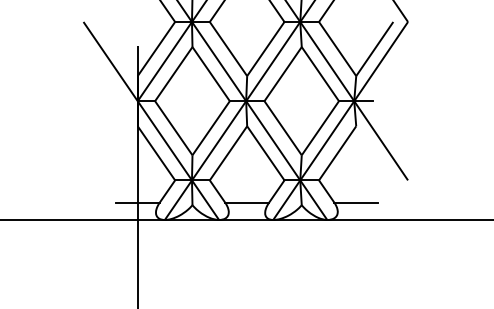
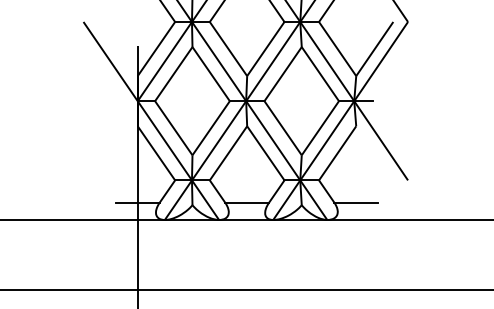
line: none -> present (246, 289)
